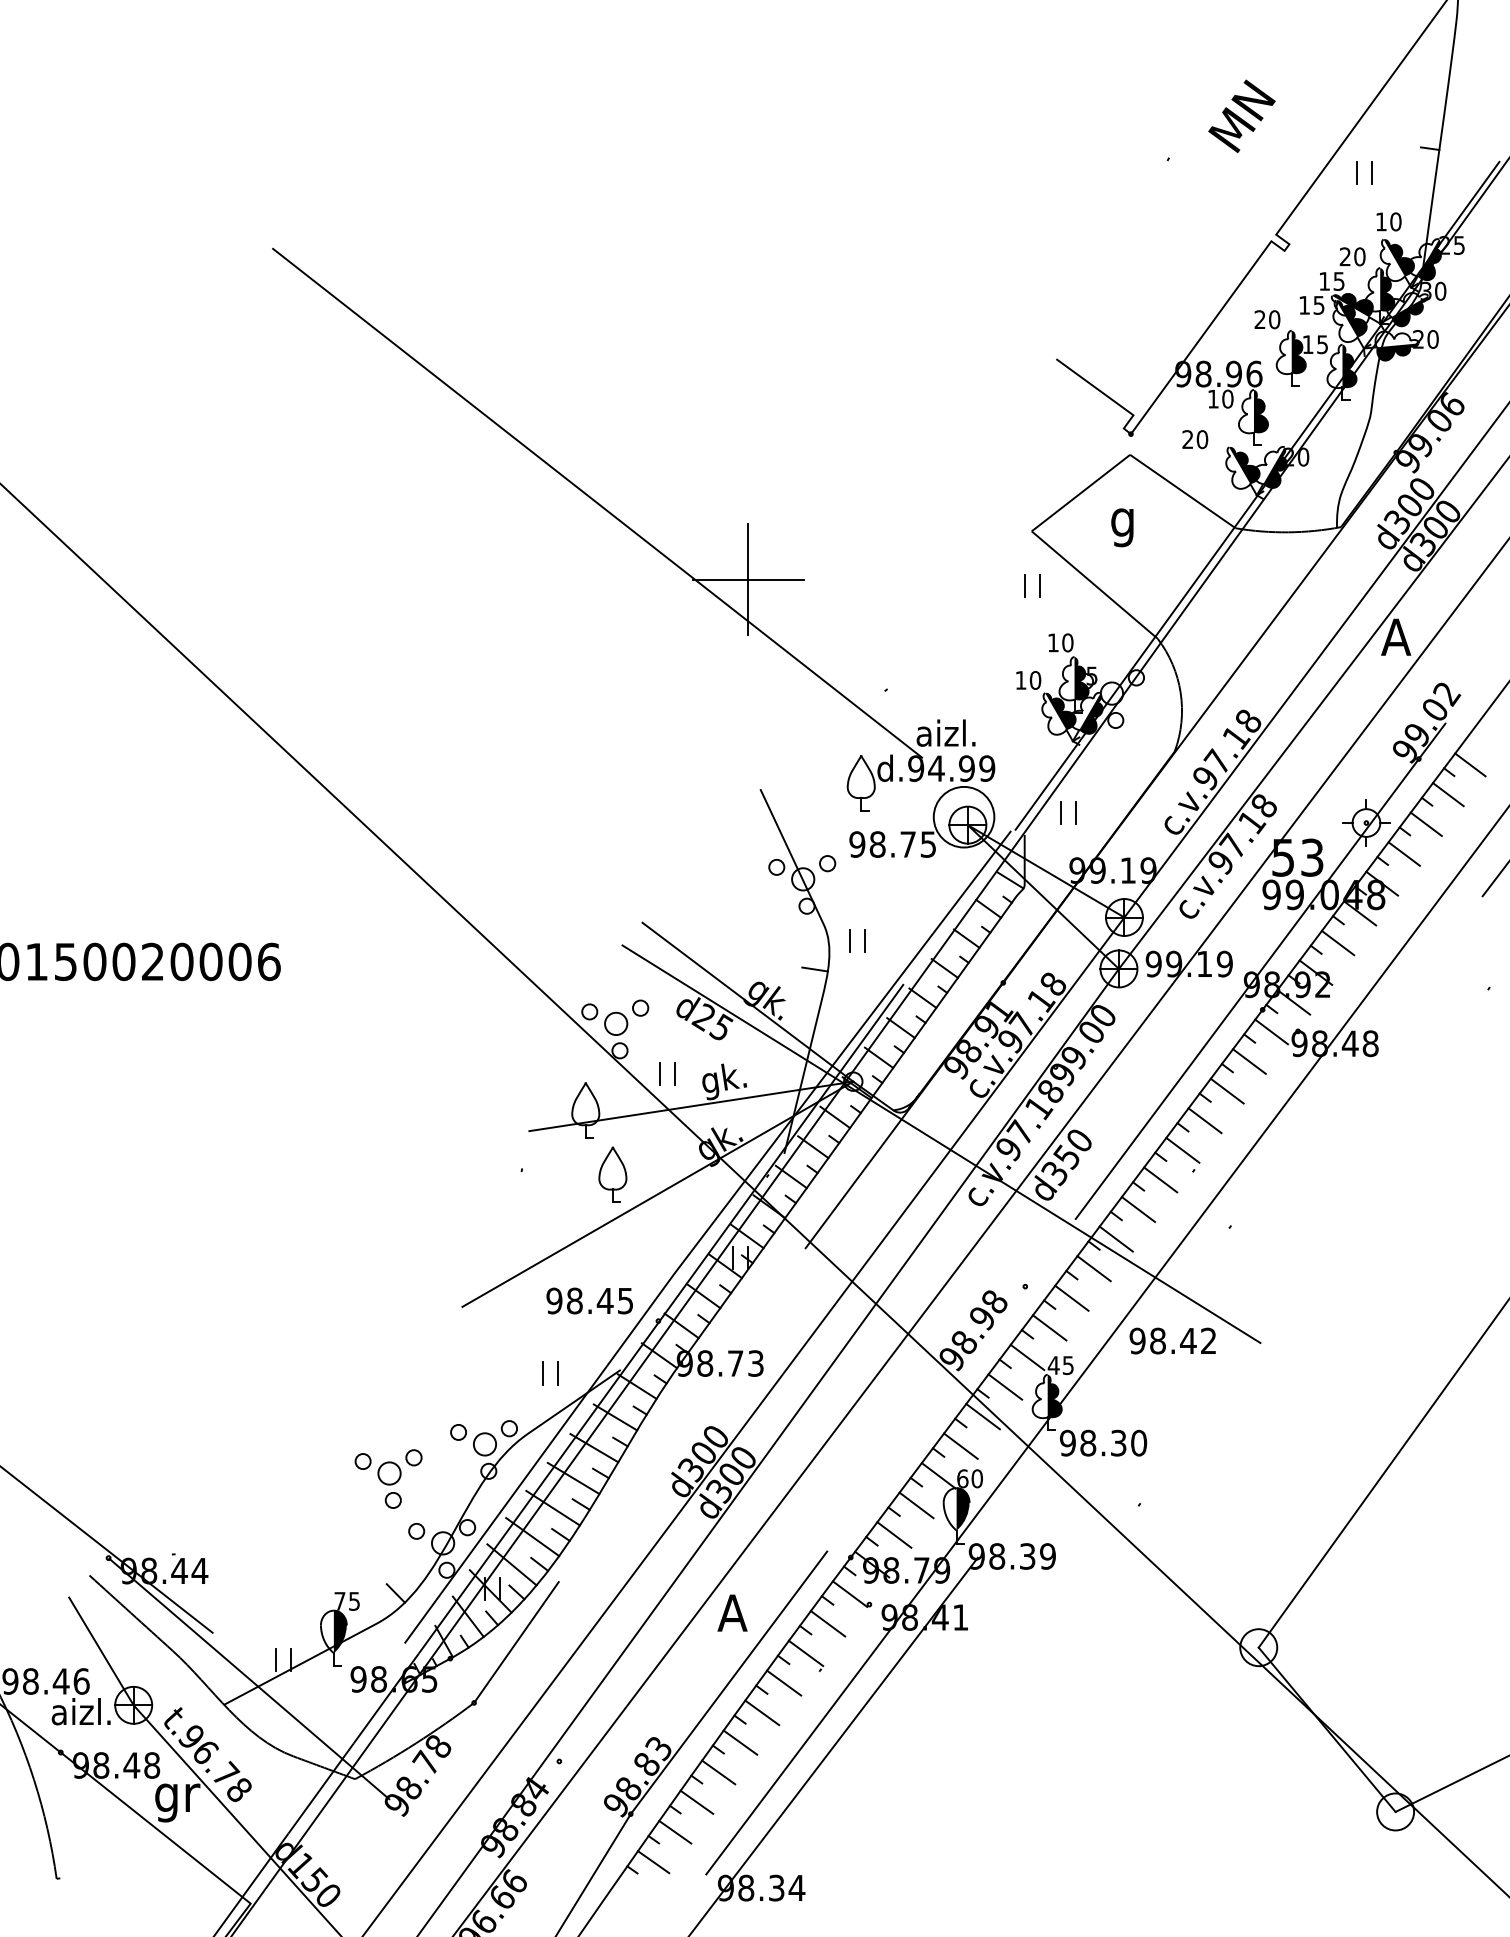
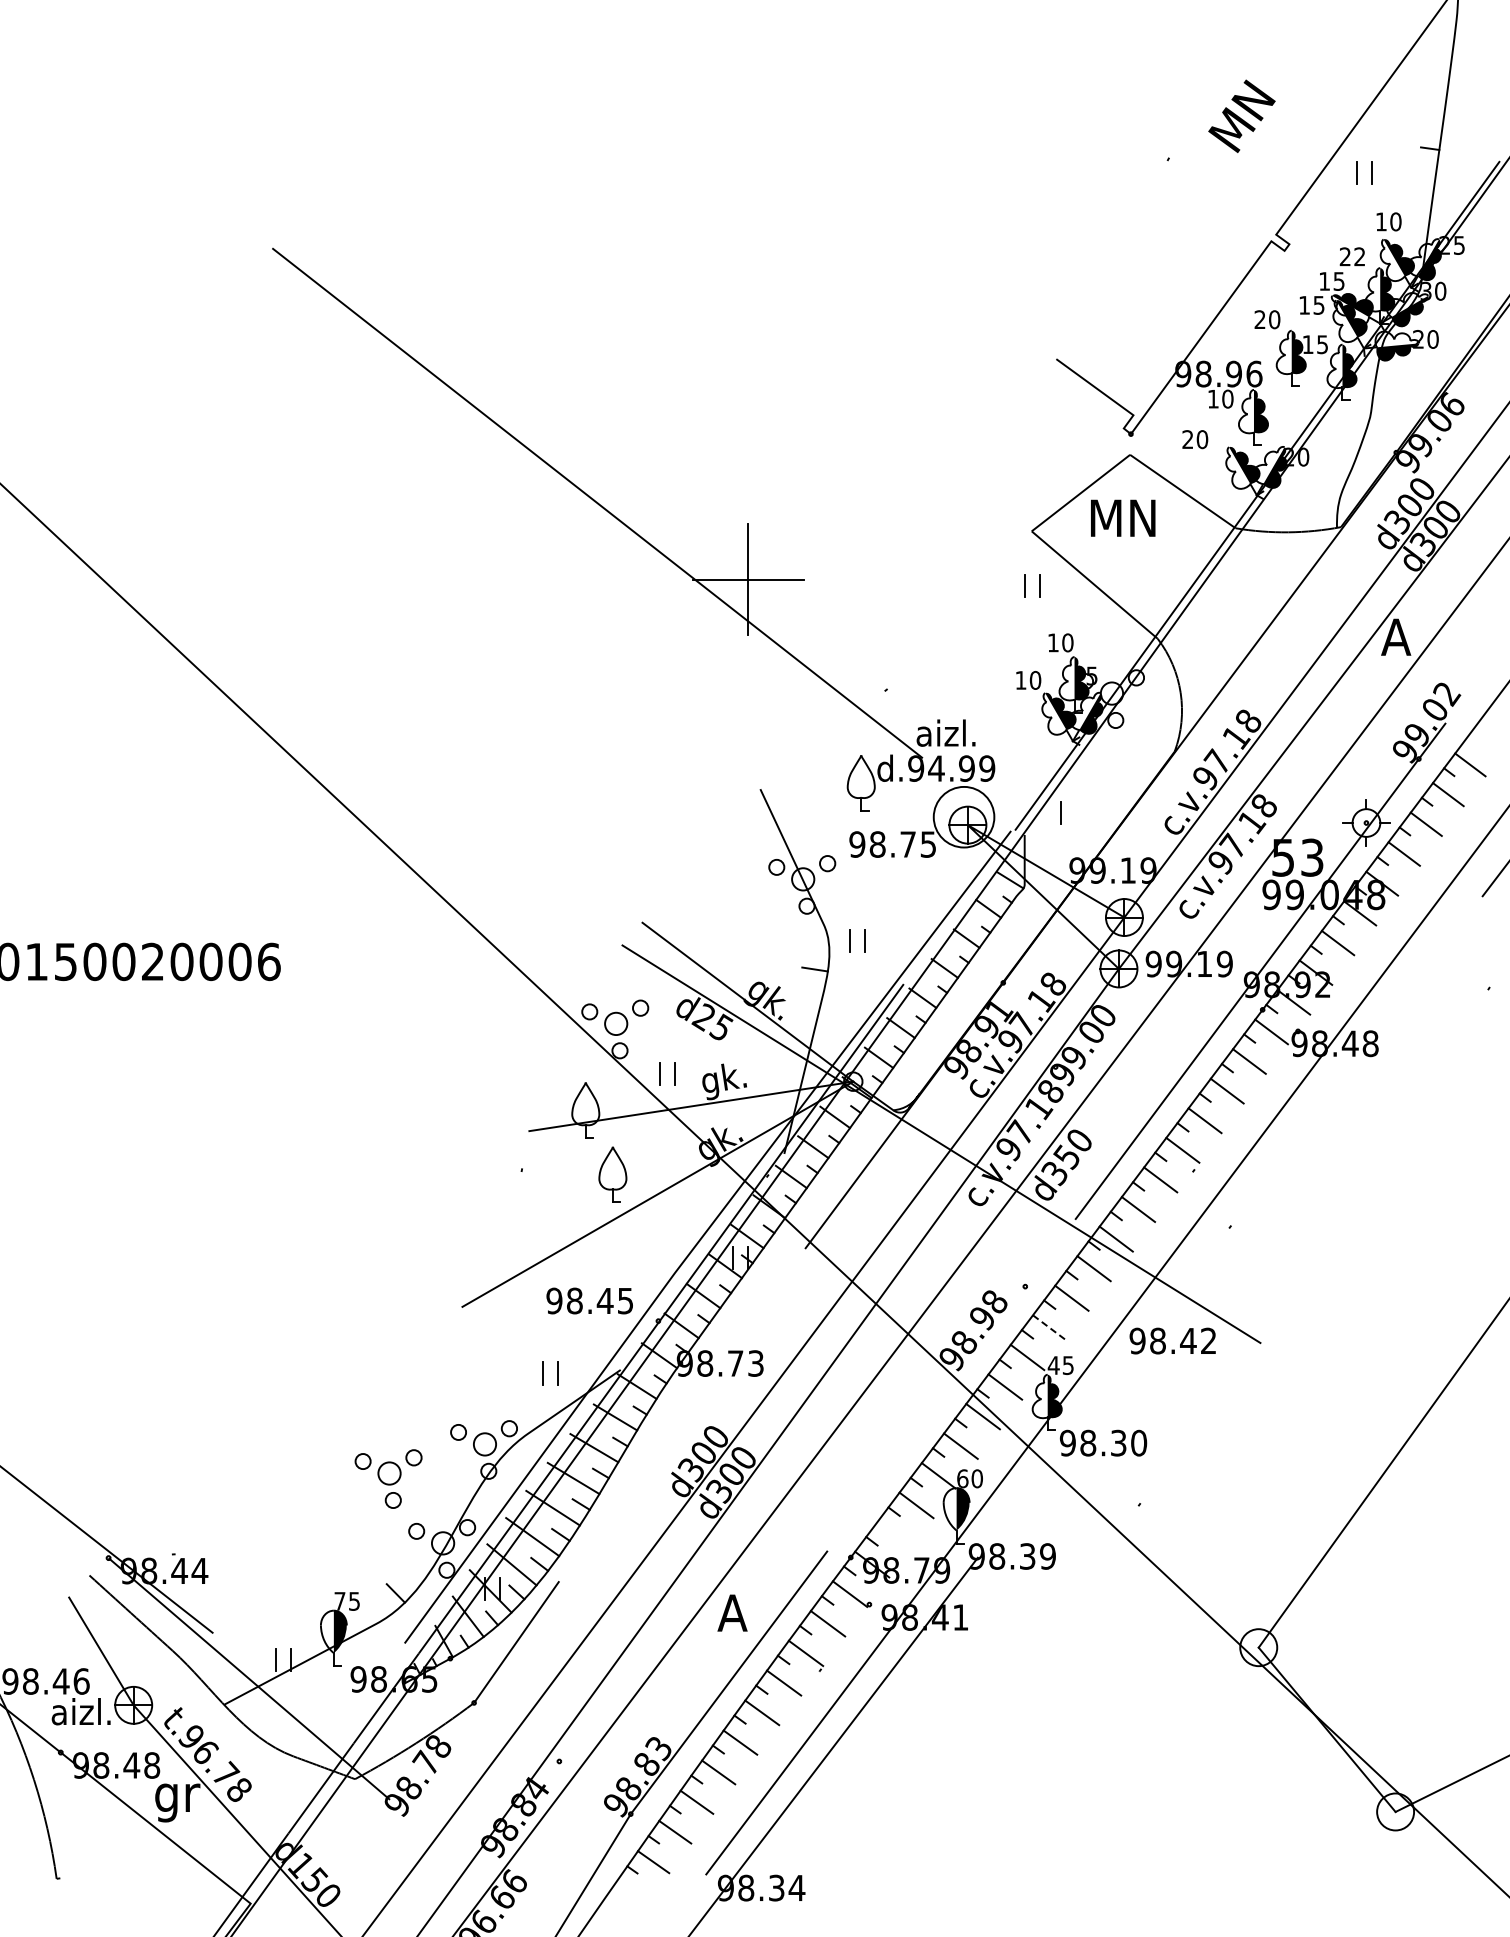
text: 20 -> 22 (1359, 256)
text: g -> MN (1123, 523)
line: present -> none (1075, 812)
line: solid -> dashed (1049, 1327)
line: present -> none (894, 1534)
